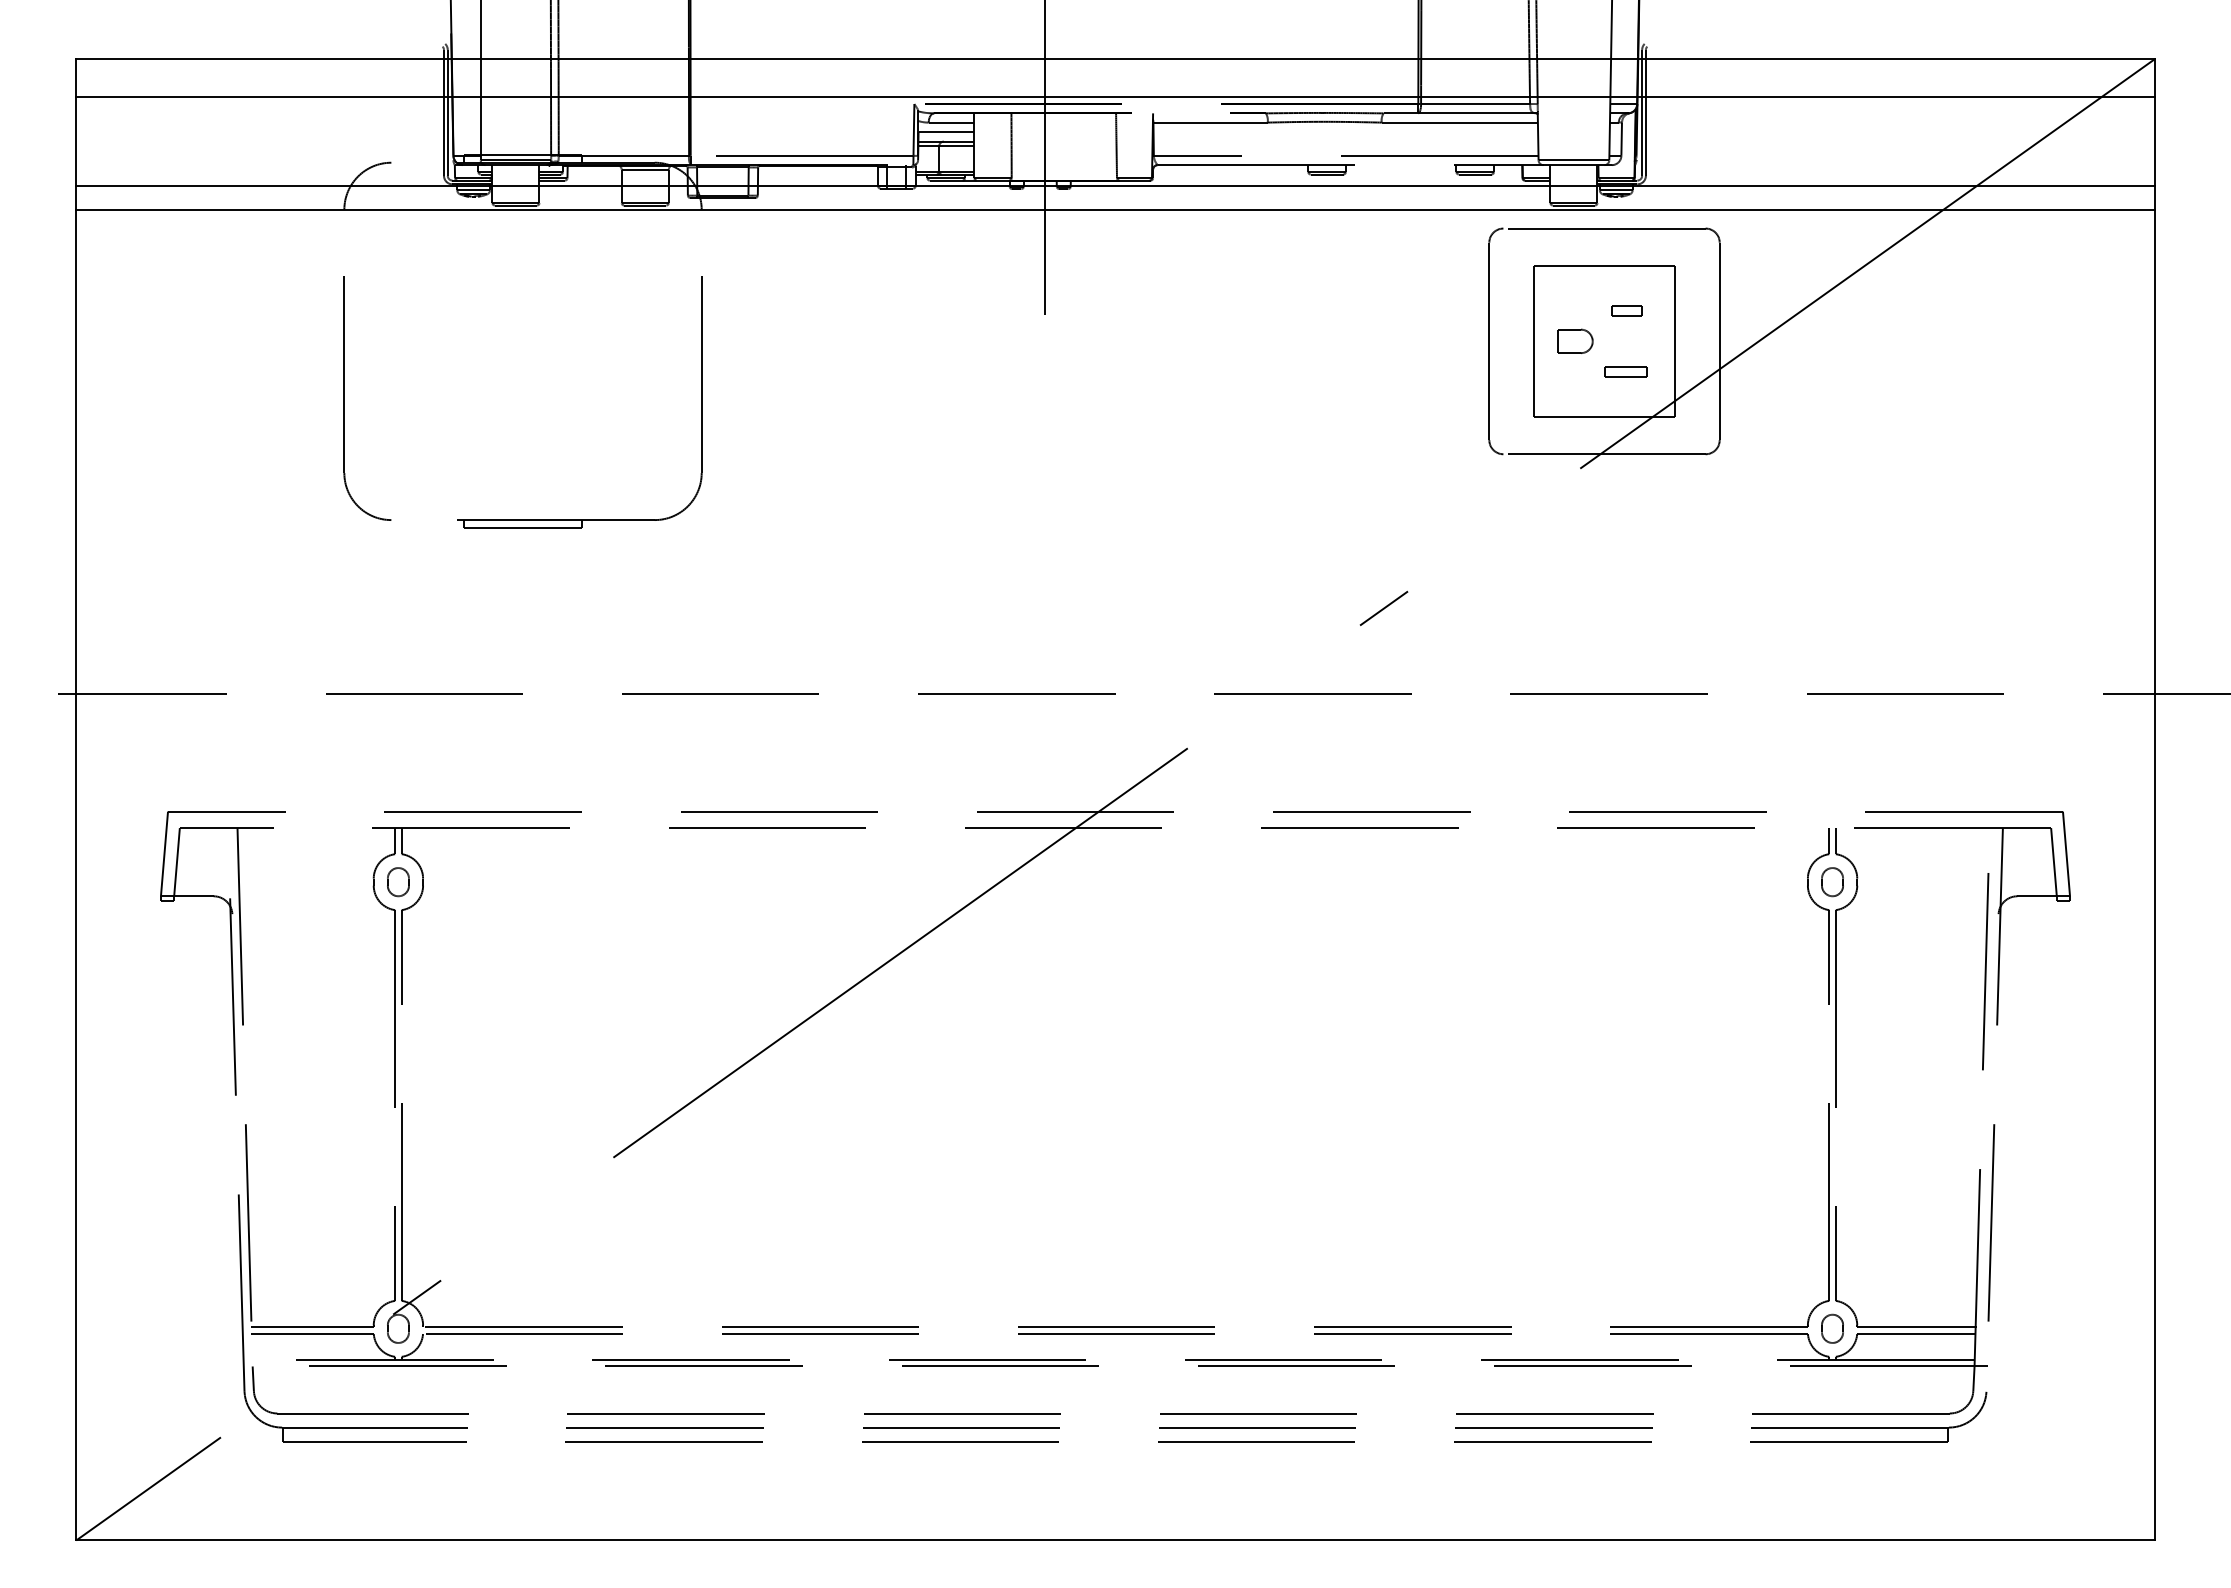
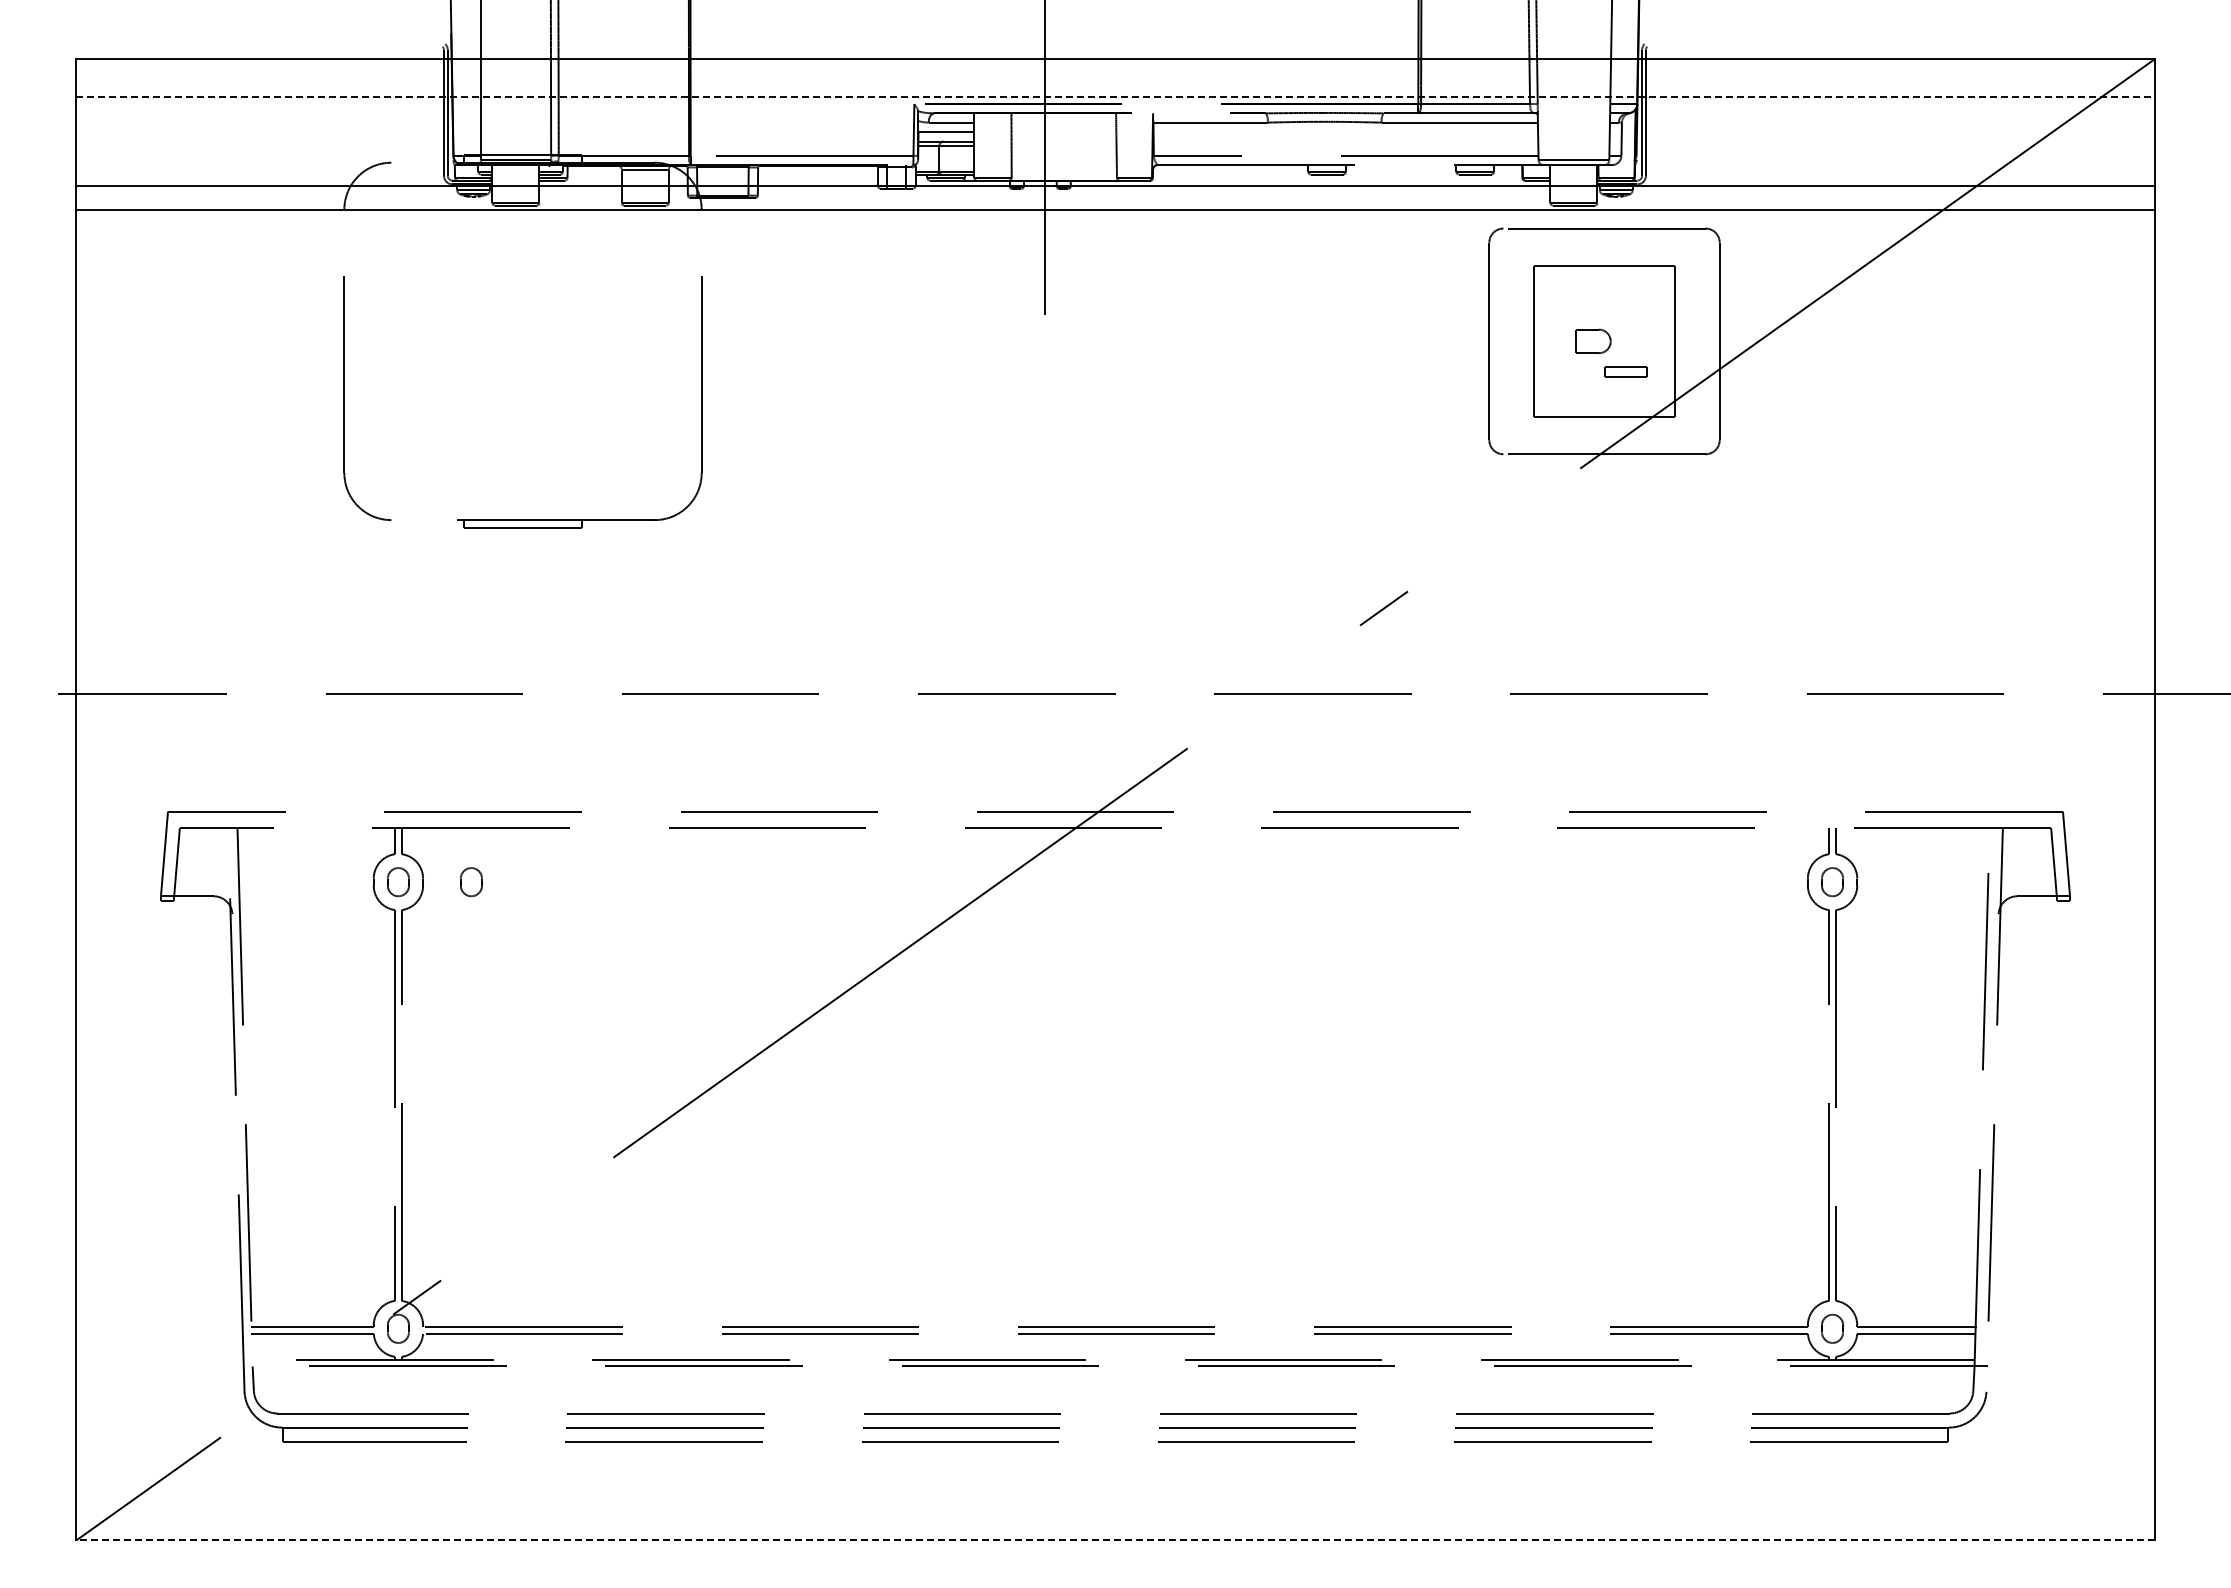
line: solid -> dashed (1115, 96)
part: present -> none (1626, 310)
part position: (1575, 340) -> (1593, 340) (1593, 340)
part: none -> present (471, 882)
line: solid -> dashed (1114, 1540)
